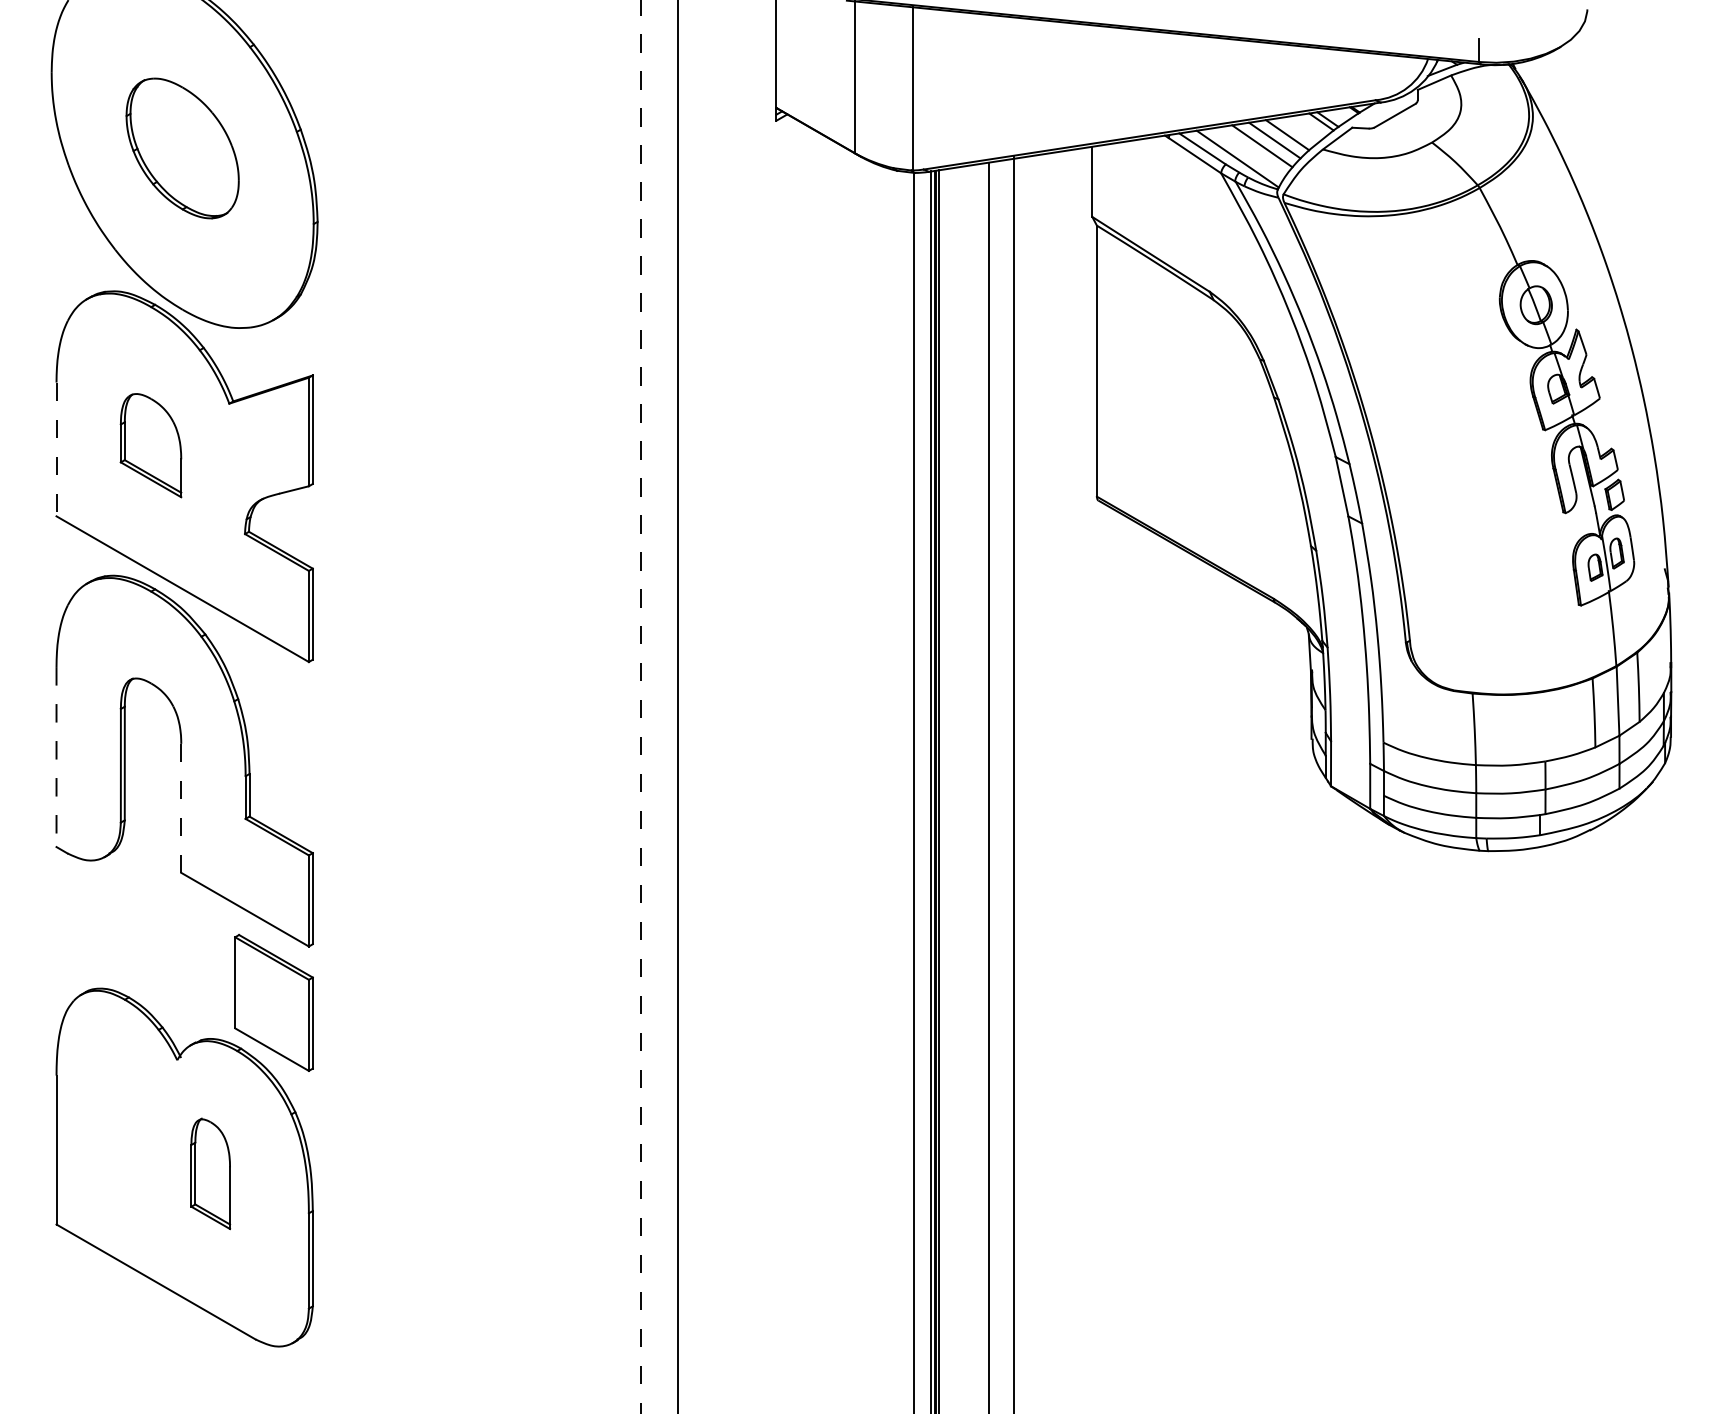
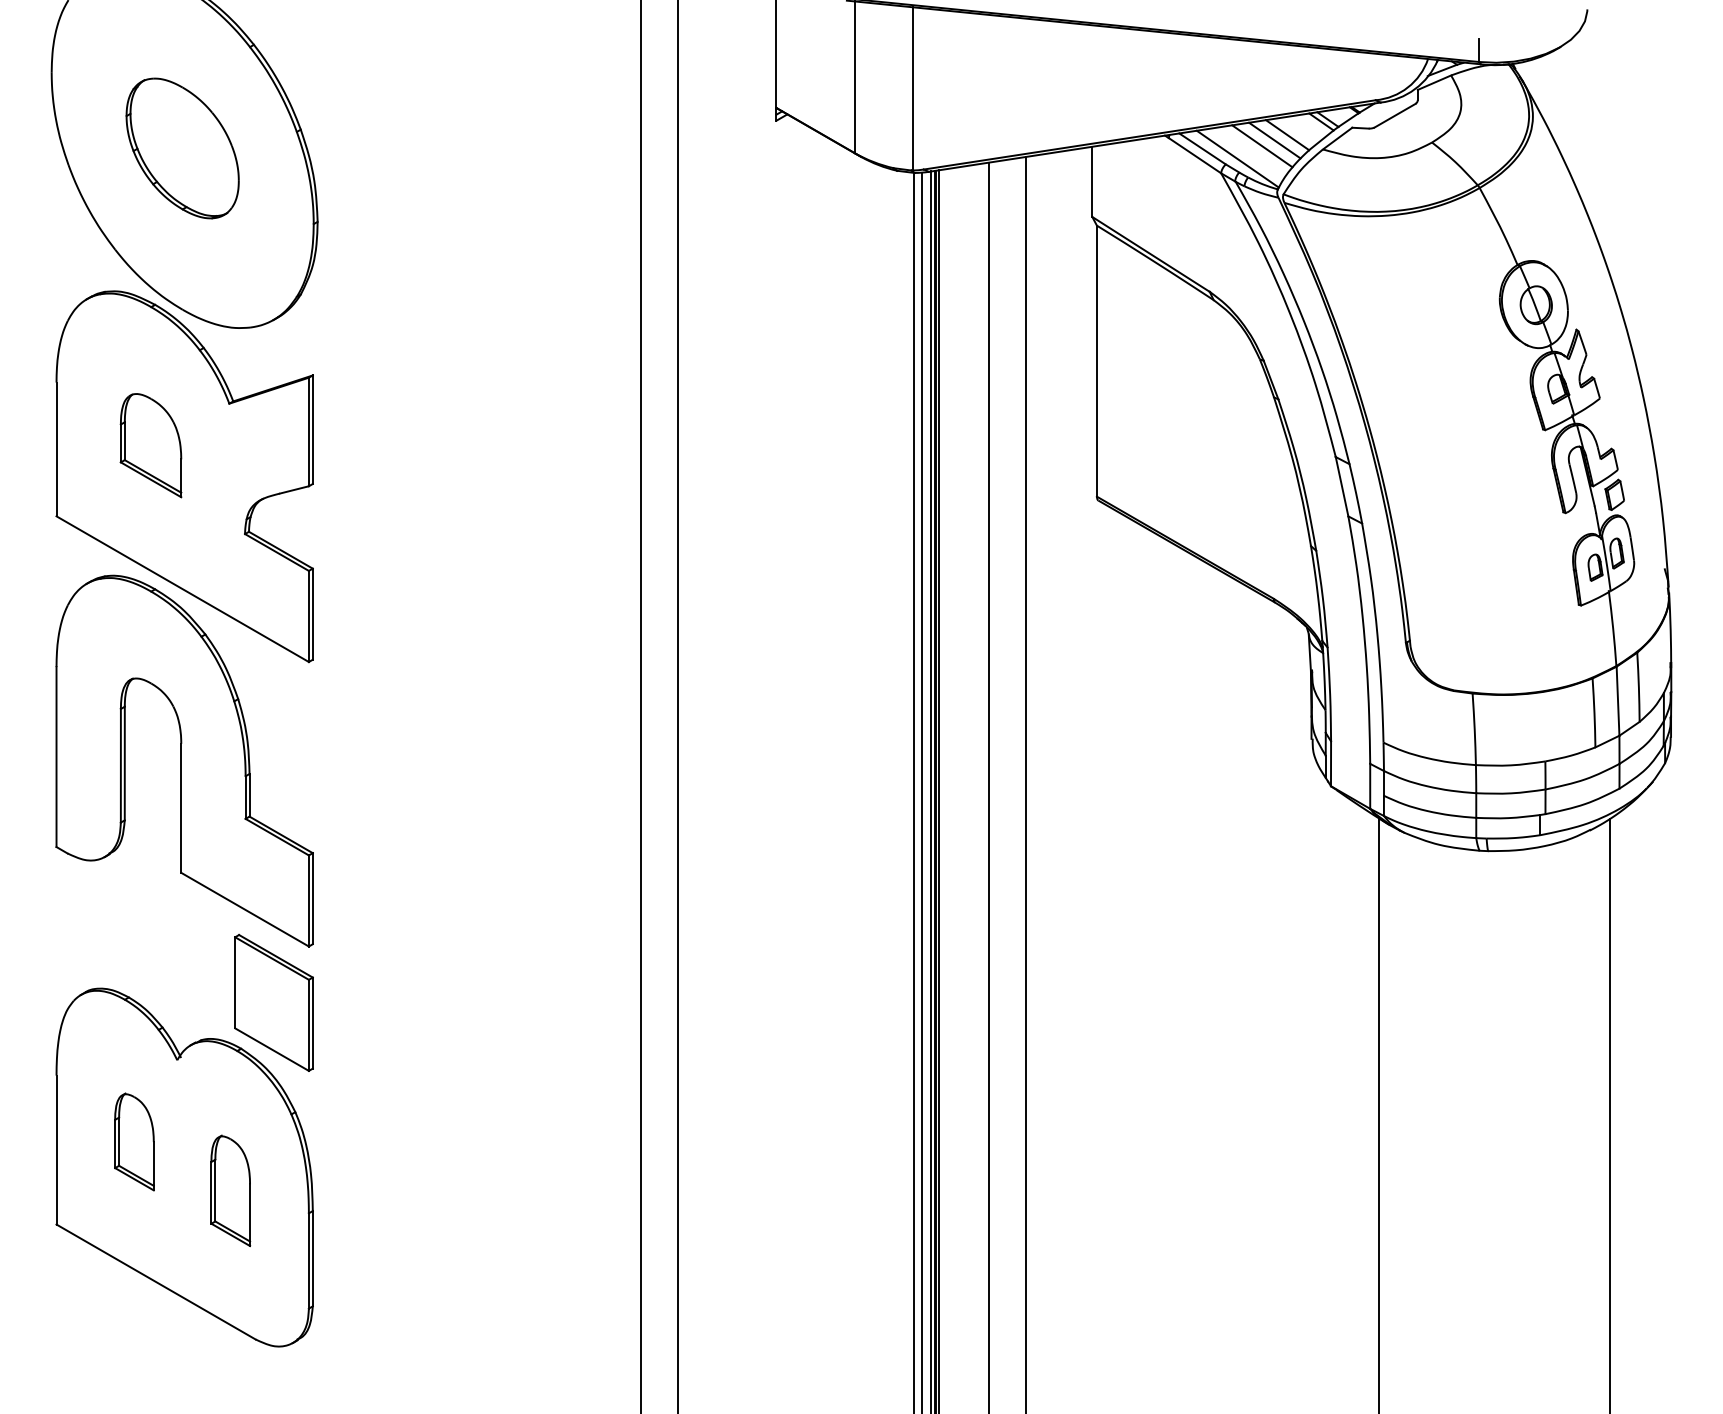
line: dashed -> solid (56, 449)
line: dashed -> solid (641, 707)
line: dashed -> solid (56, 757)
line position: (1014, 783) -> (1026, 783) (1026, 783)
line: none -> present (921, 791)
line: dashed -> solid (181, 808)
line: none -> present (1379, 1114)
line: none -> present (1610, 1114)
part: none -> present (134, 1141)
part position: (210, 1173) -> (230, 1190) (230, 1190)
